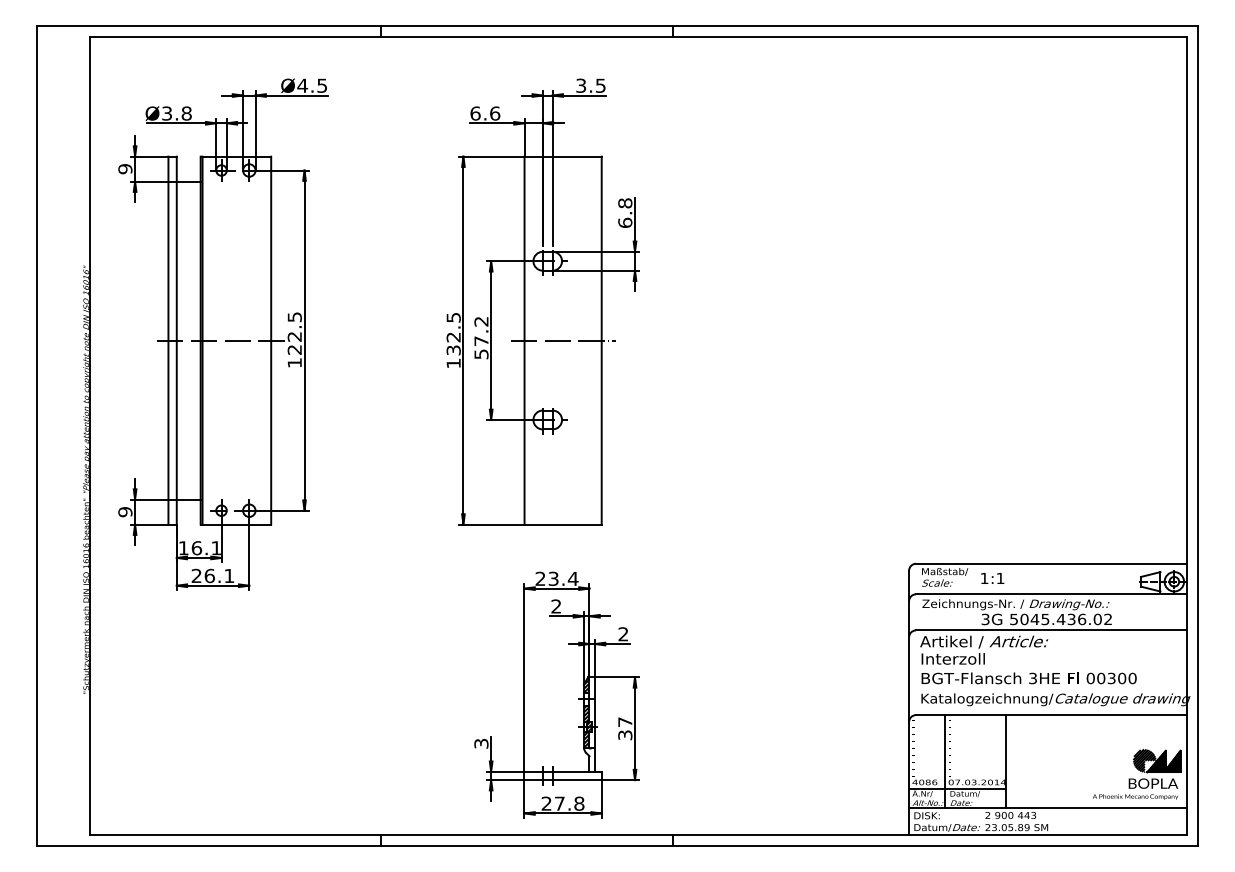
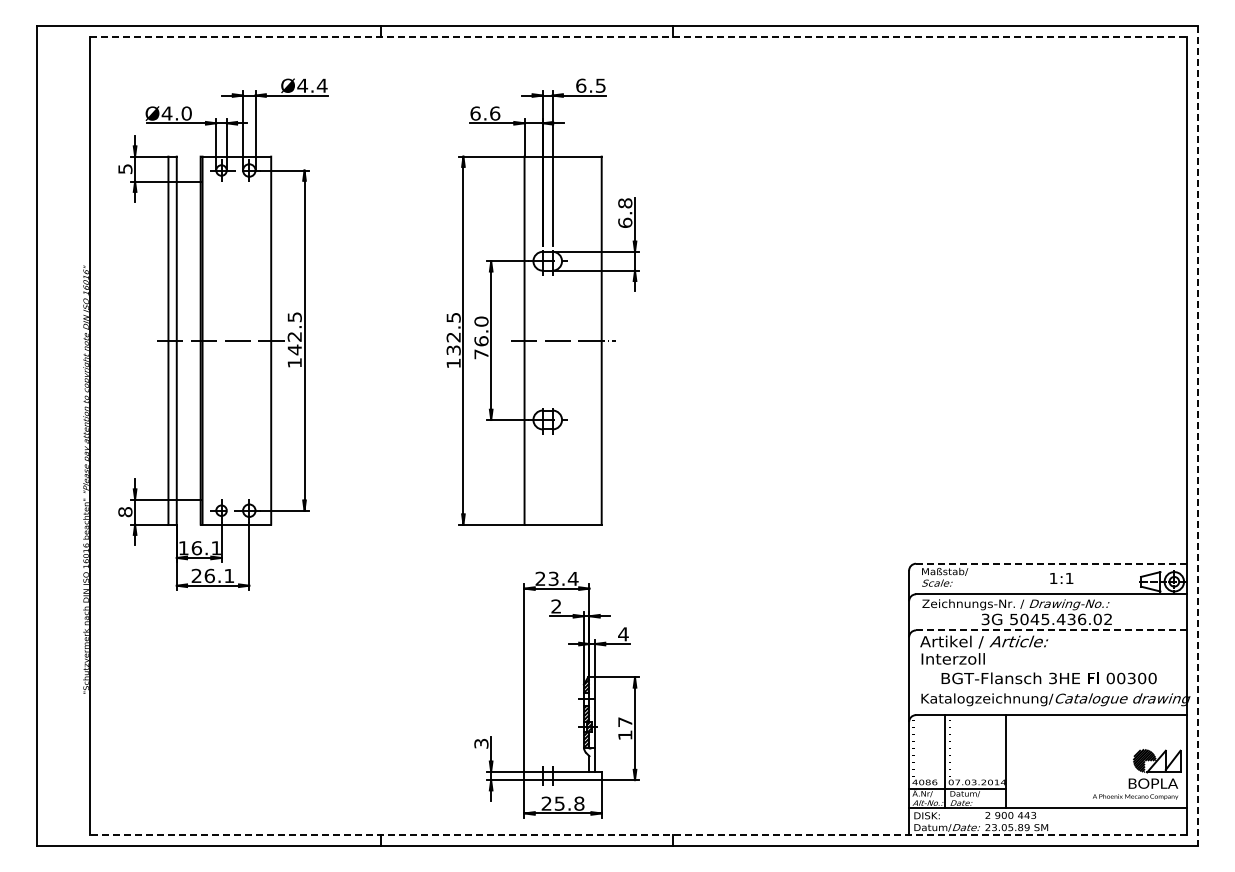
line: solid -> dashed (638, 37)
text: Ø4.5 -> Ø4.4 (321, 85)
text: 3.5 -> 6.5 (581, 85)
text: Ø3.8 -> Ø4.0 (176, 113)
text: 9 -> 5 (125, 169)
text: 57.2 -> 76.0 (481, 337)
text: 122.5 -> 142.5 (294, 349)
line: solid -> dashed (1197, 436)
text: 9 -> 8 (125, 512)
line: solid -> dashed (1050, 563)
text position: (992, 578) -> (1061, 578) (1061, 578)
line: solid -> dashed (1050, 630)
text: 2 -> 4 (623, 634)
text position: (1028, 678) -> (1048, 678) (1048, 678)
text: 37 -> 17 (625, 735)
hatch: present -> none (1163, 761)
text: 27.8 -> 25.8 (559, 803)
line: solid -> dashed (638, 834)
